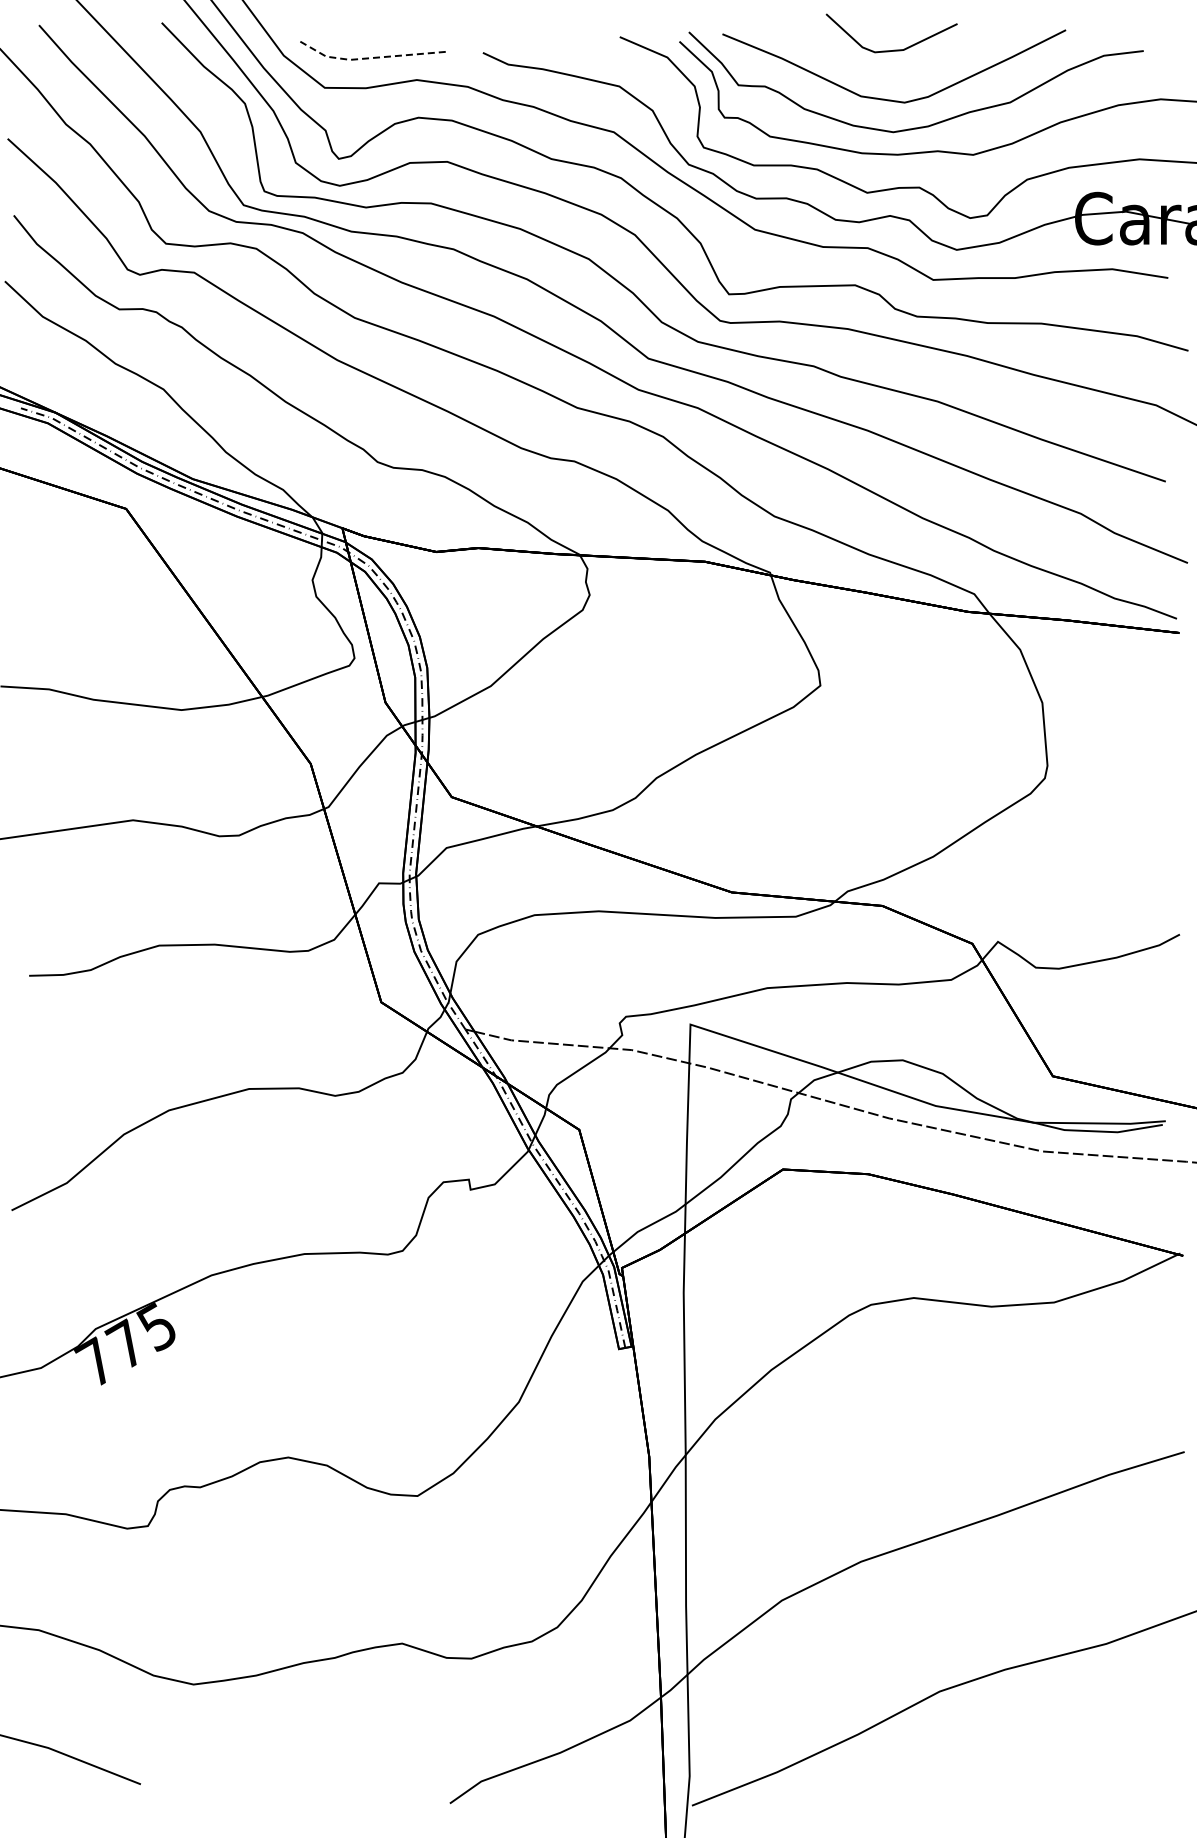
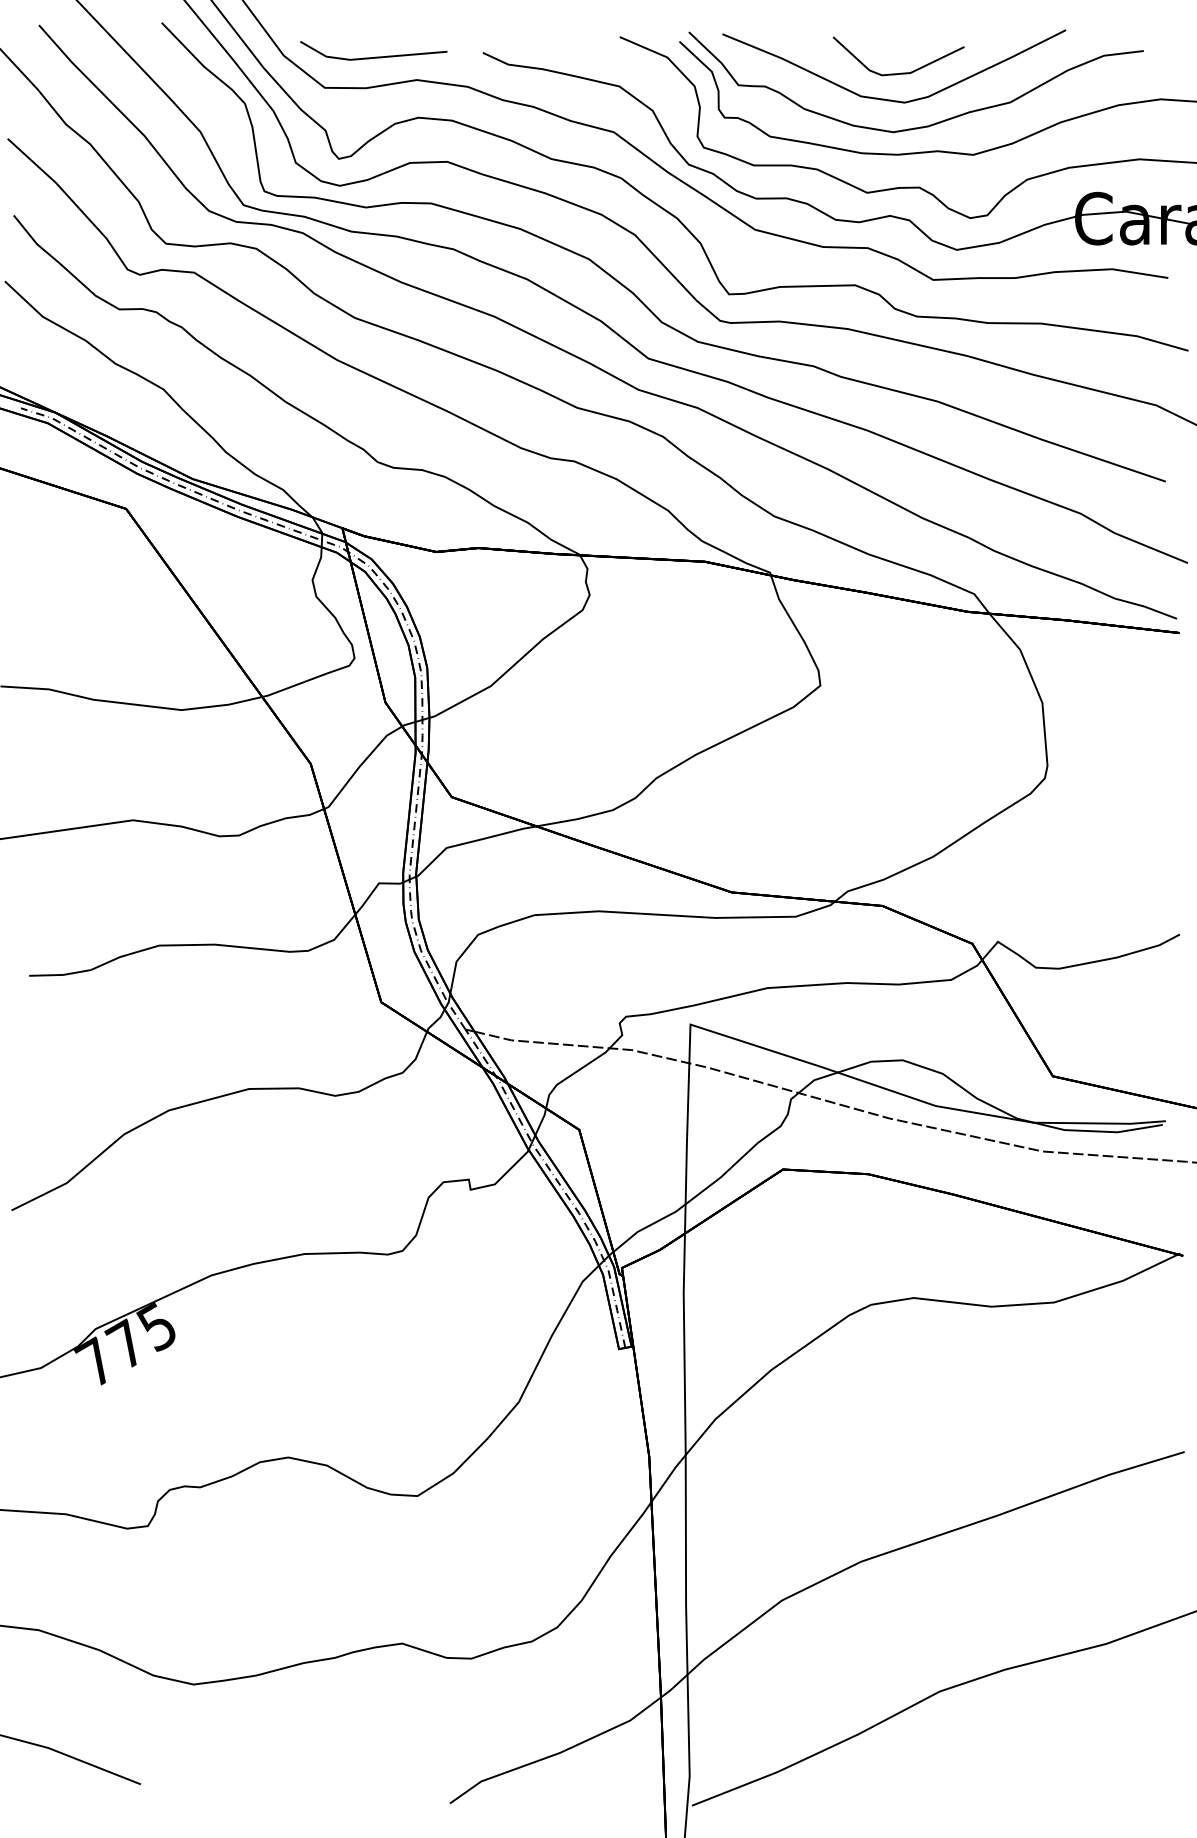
line position: (893, 49) -> (900, 72) (900, 72)
line: dashed -> solid (370, 58)
